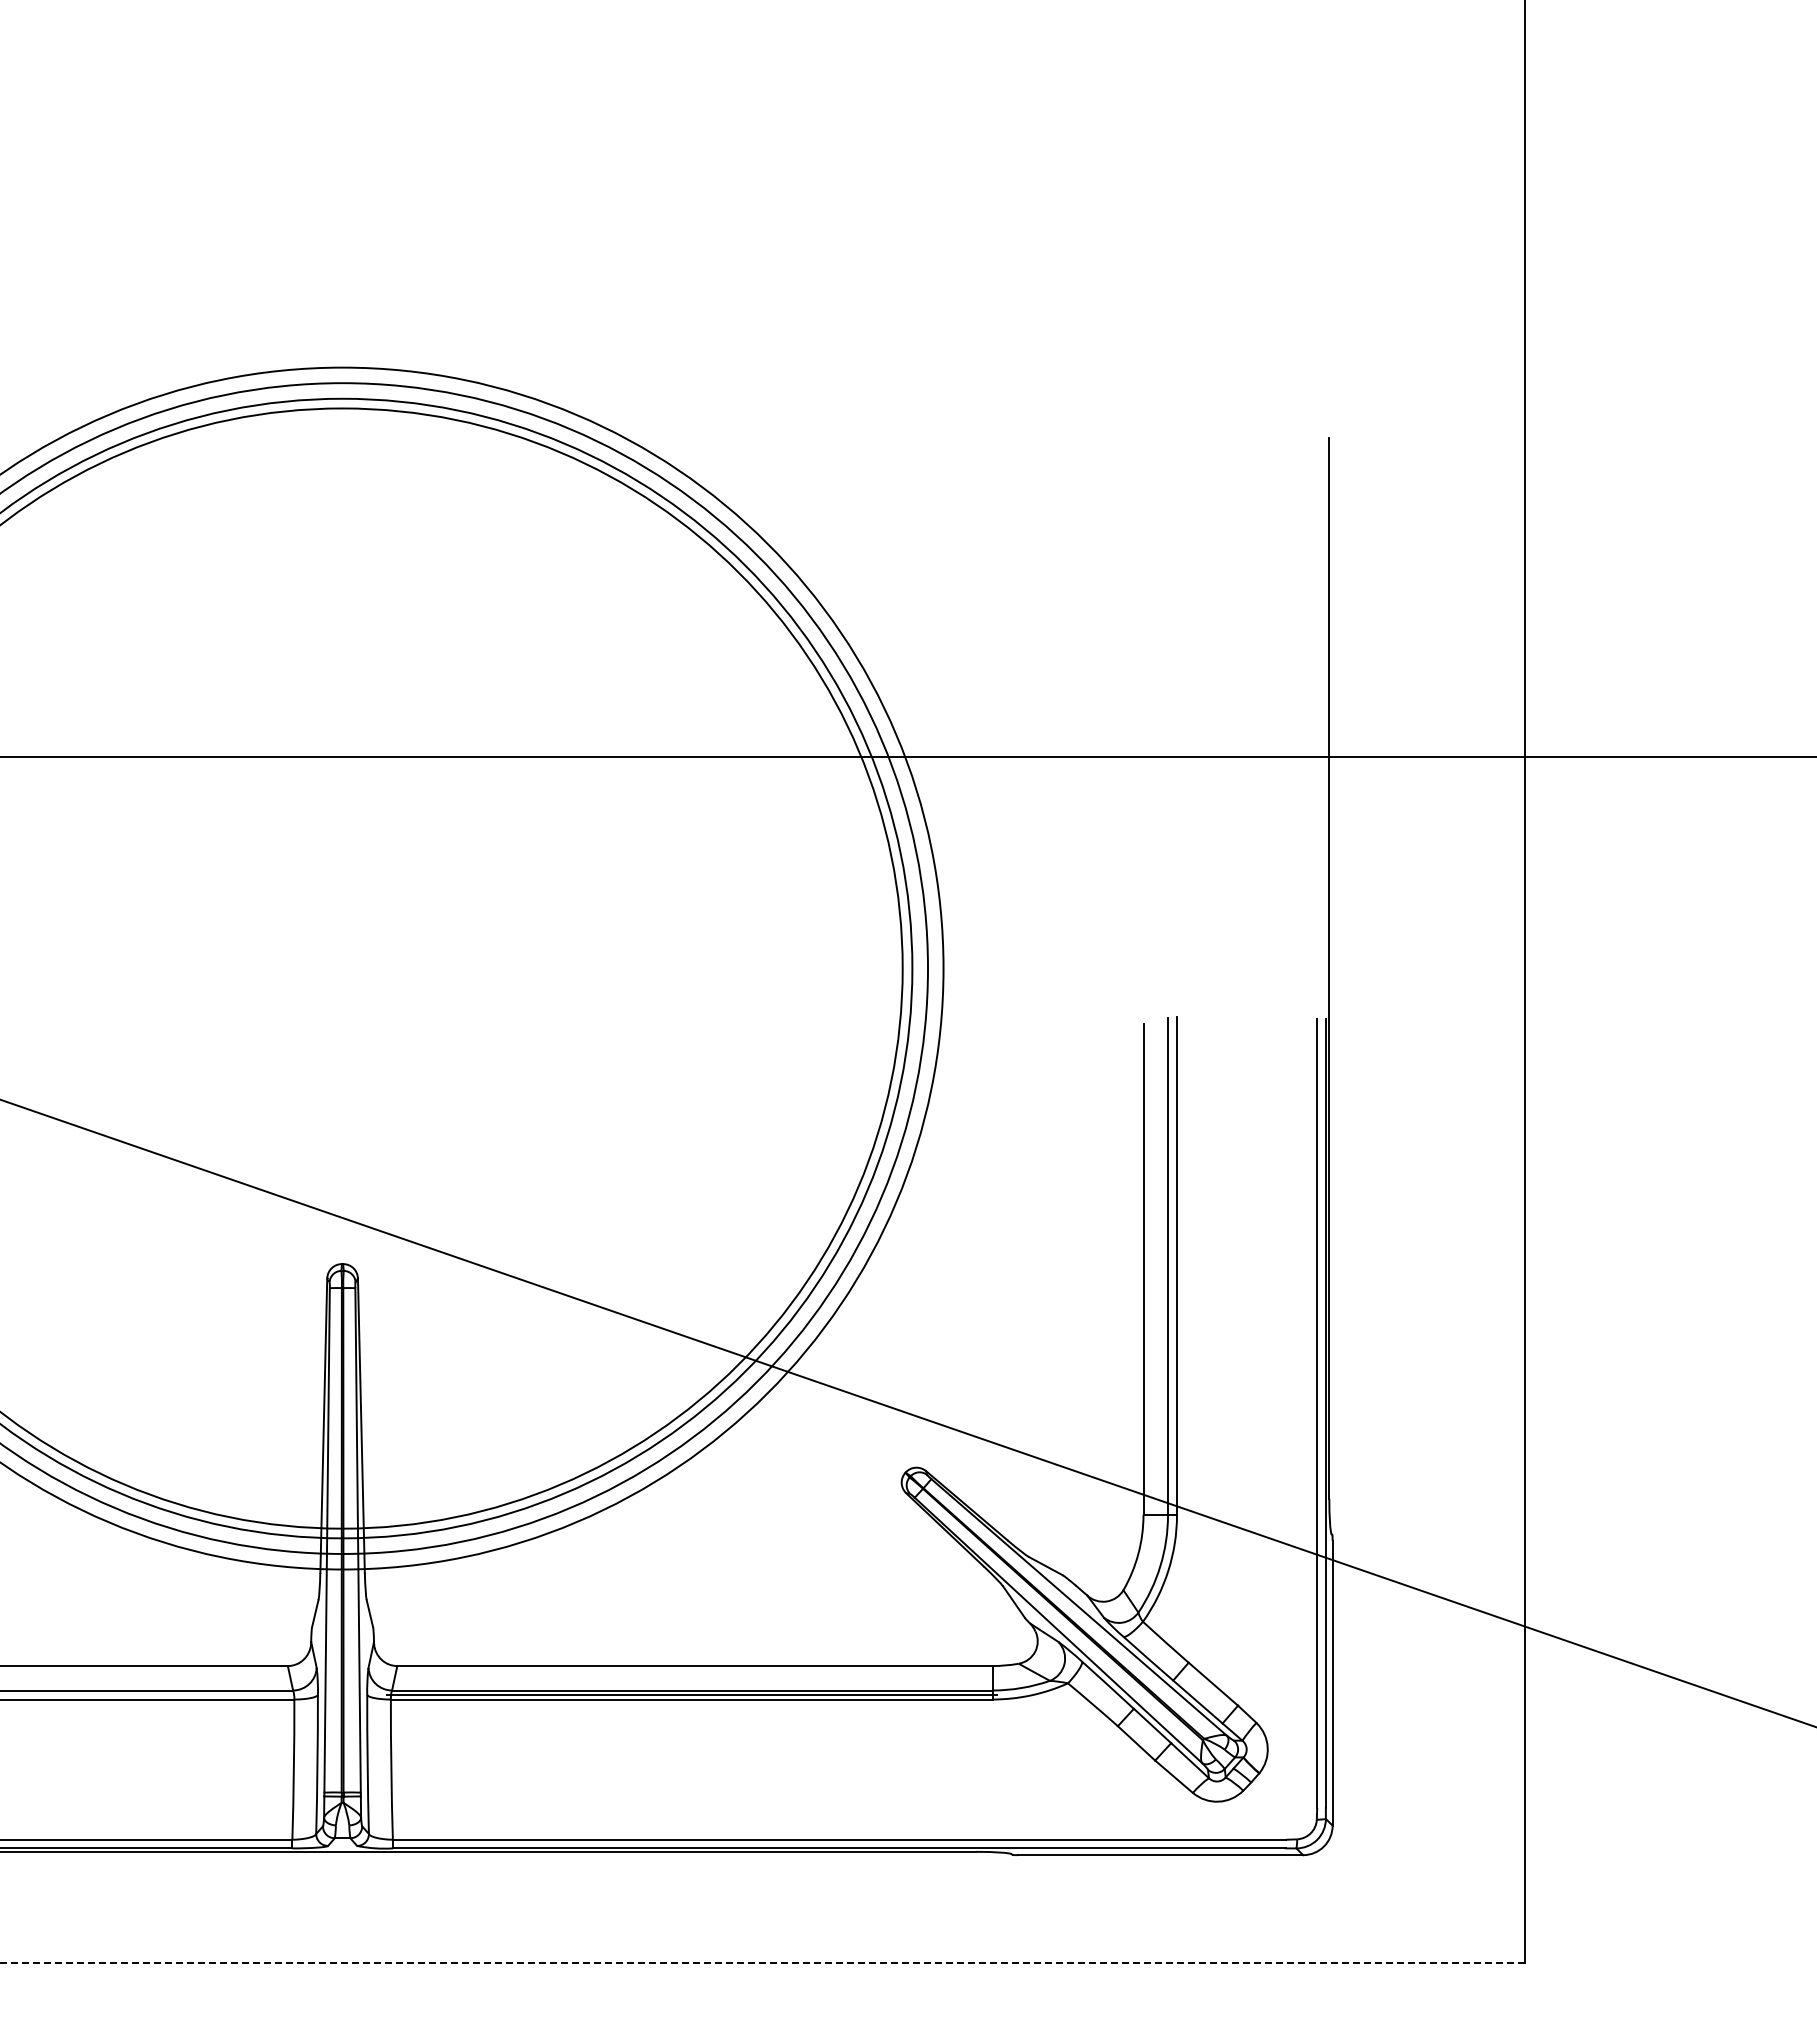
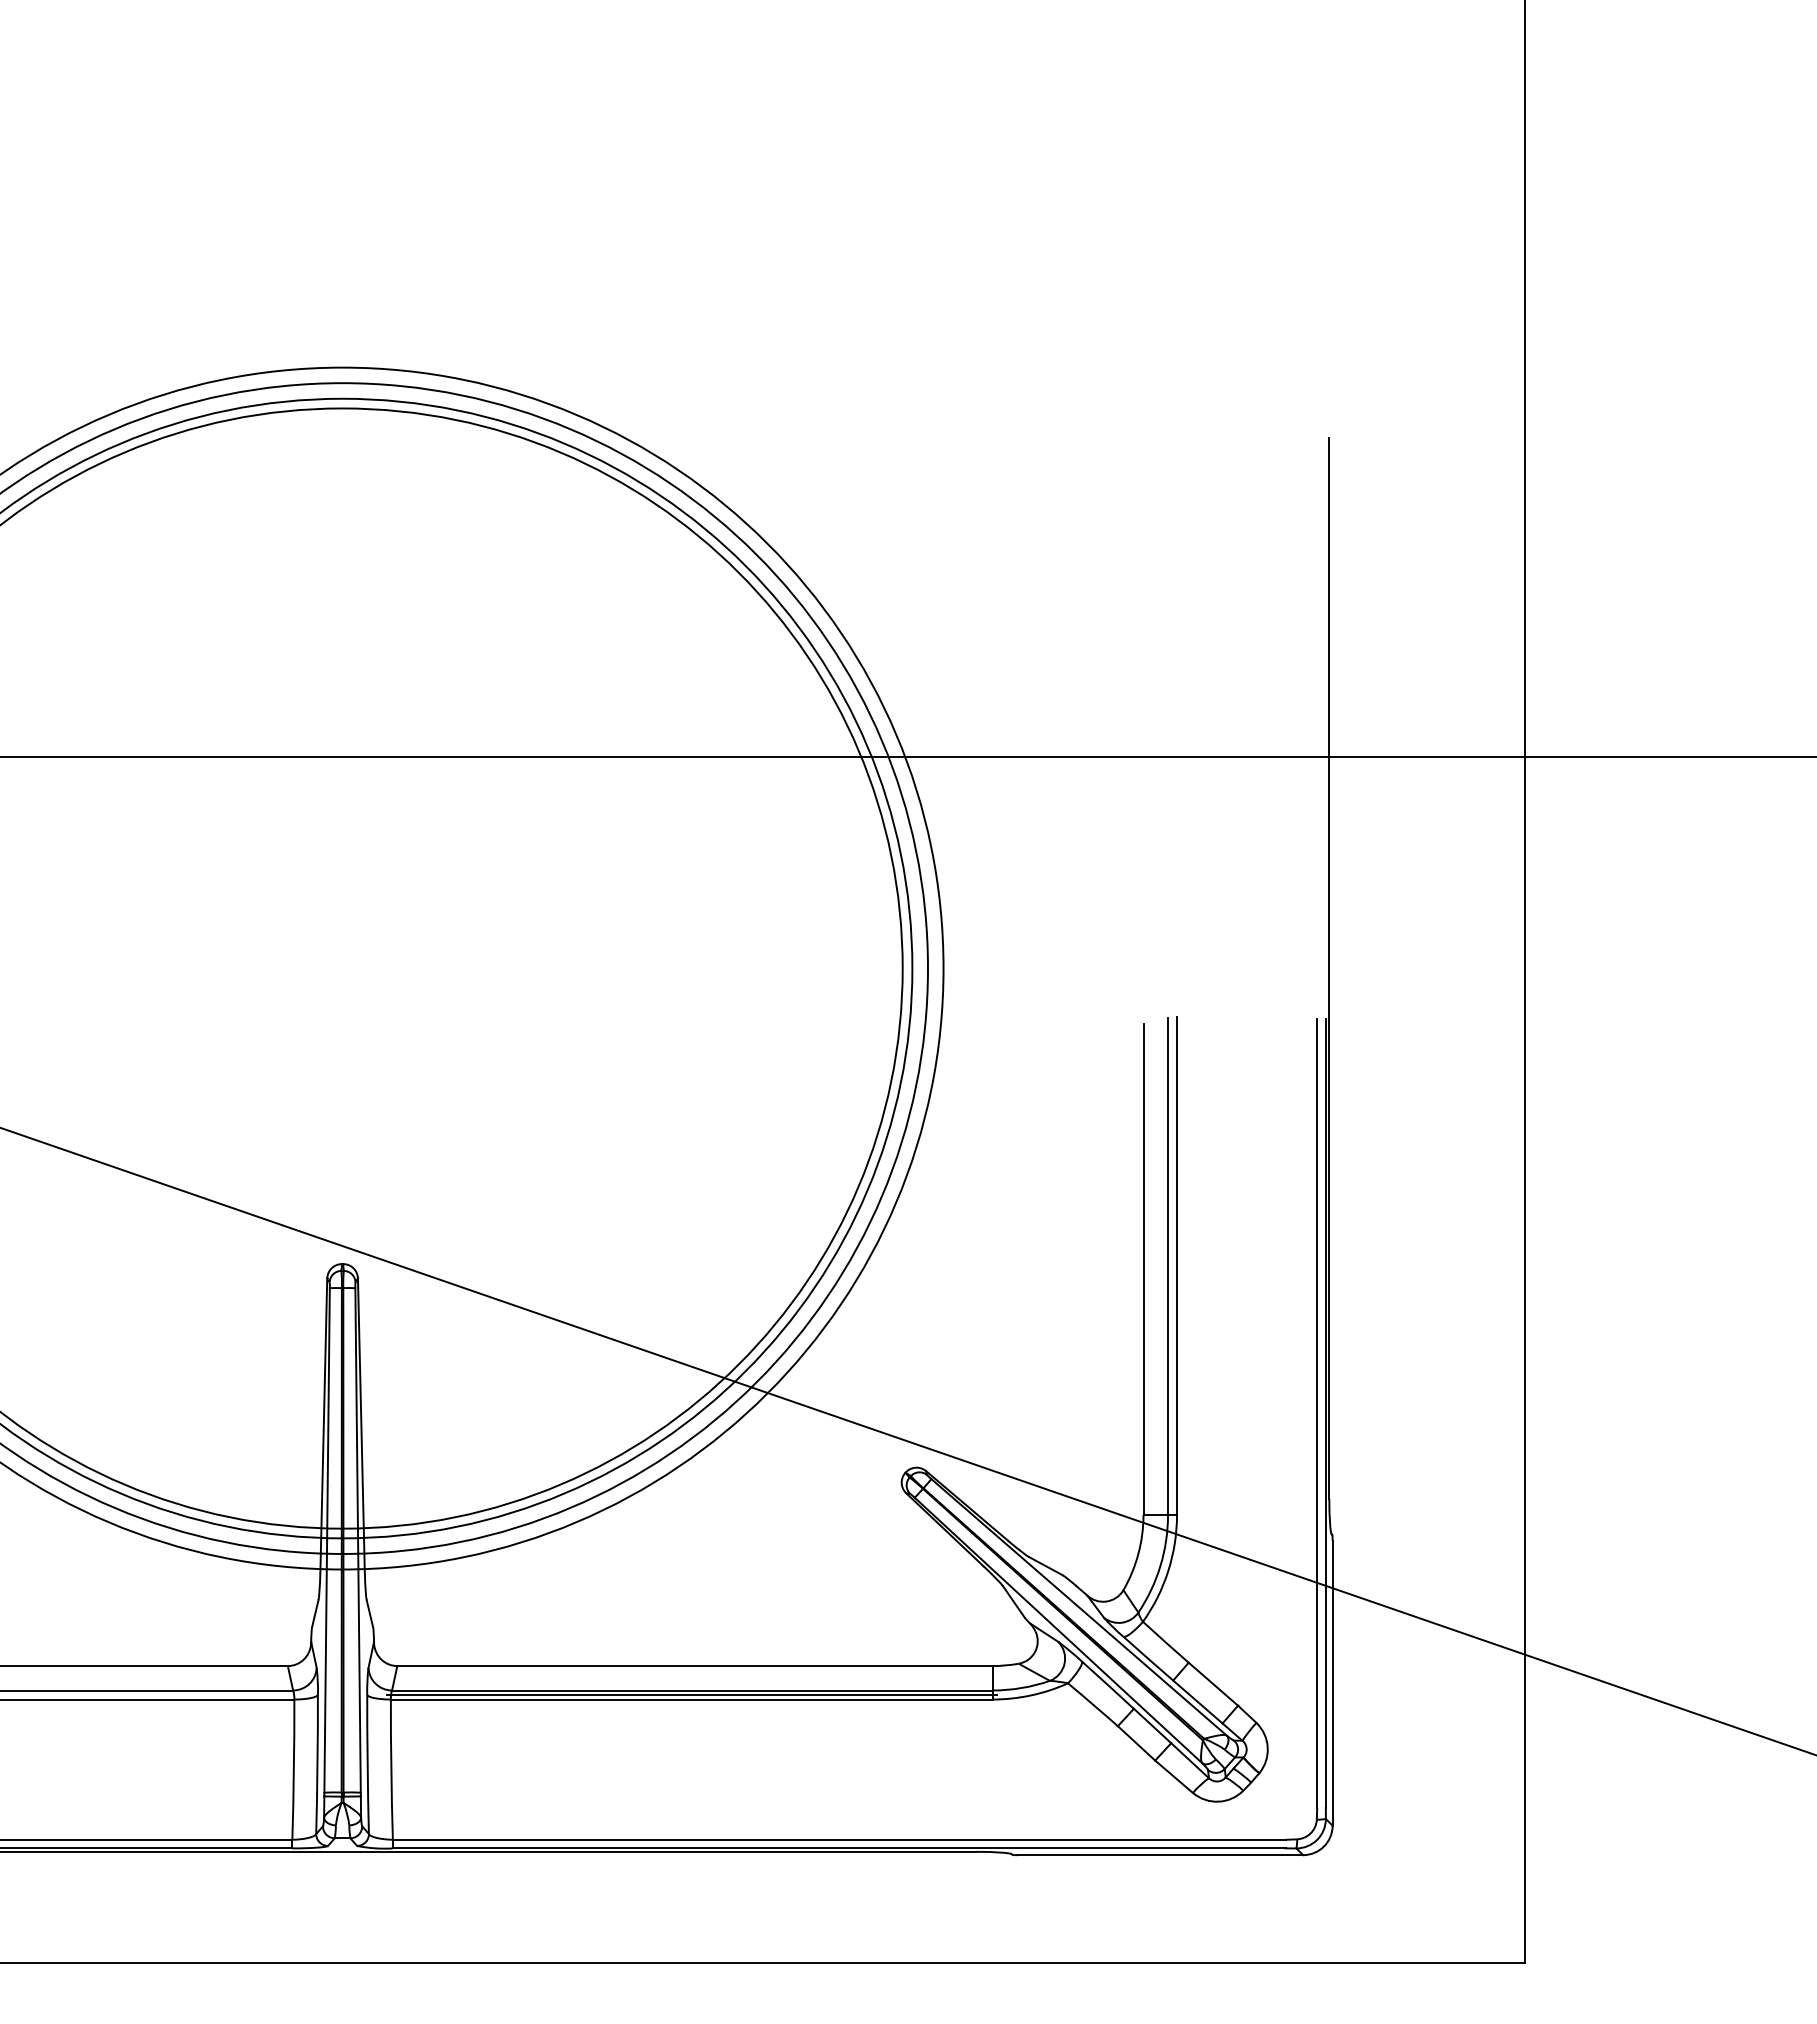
line position: (907, 1413) -> (907, 1441) (907, 1441)
line: dashed -> solid (762, 1963)
